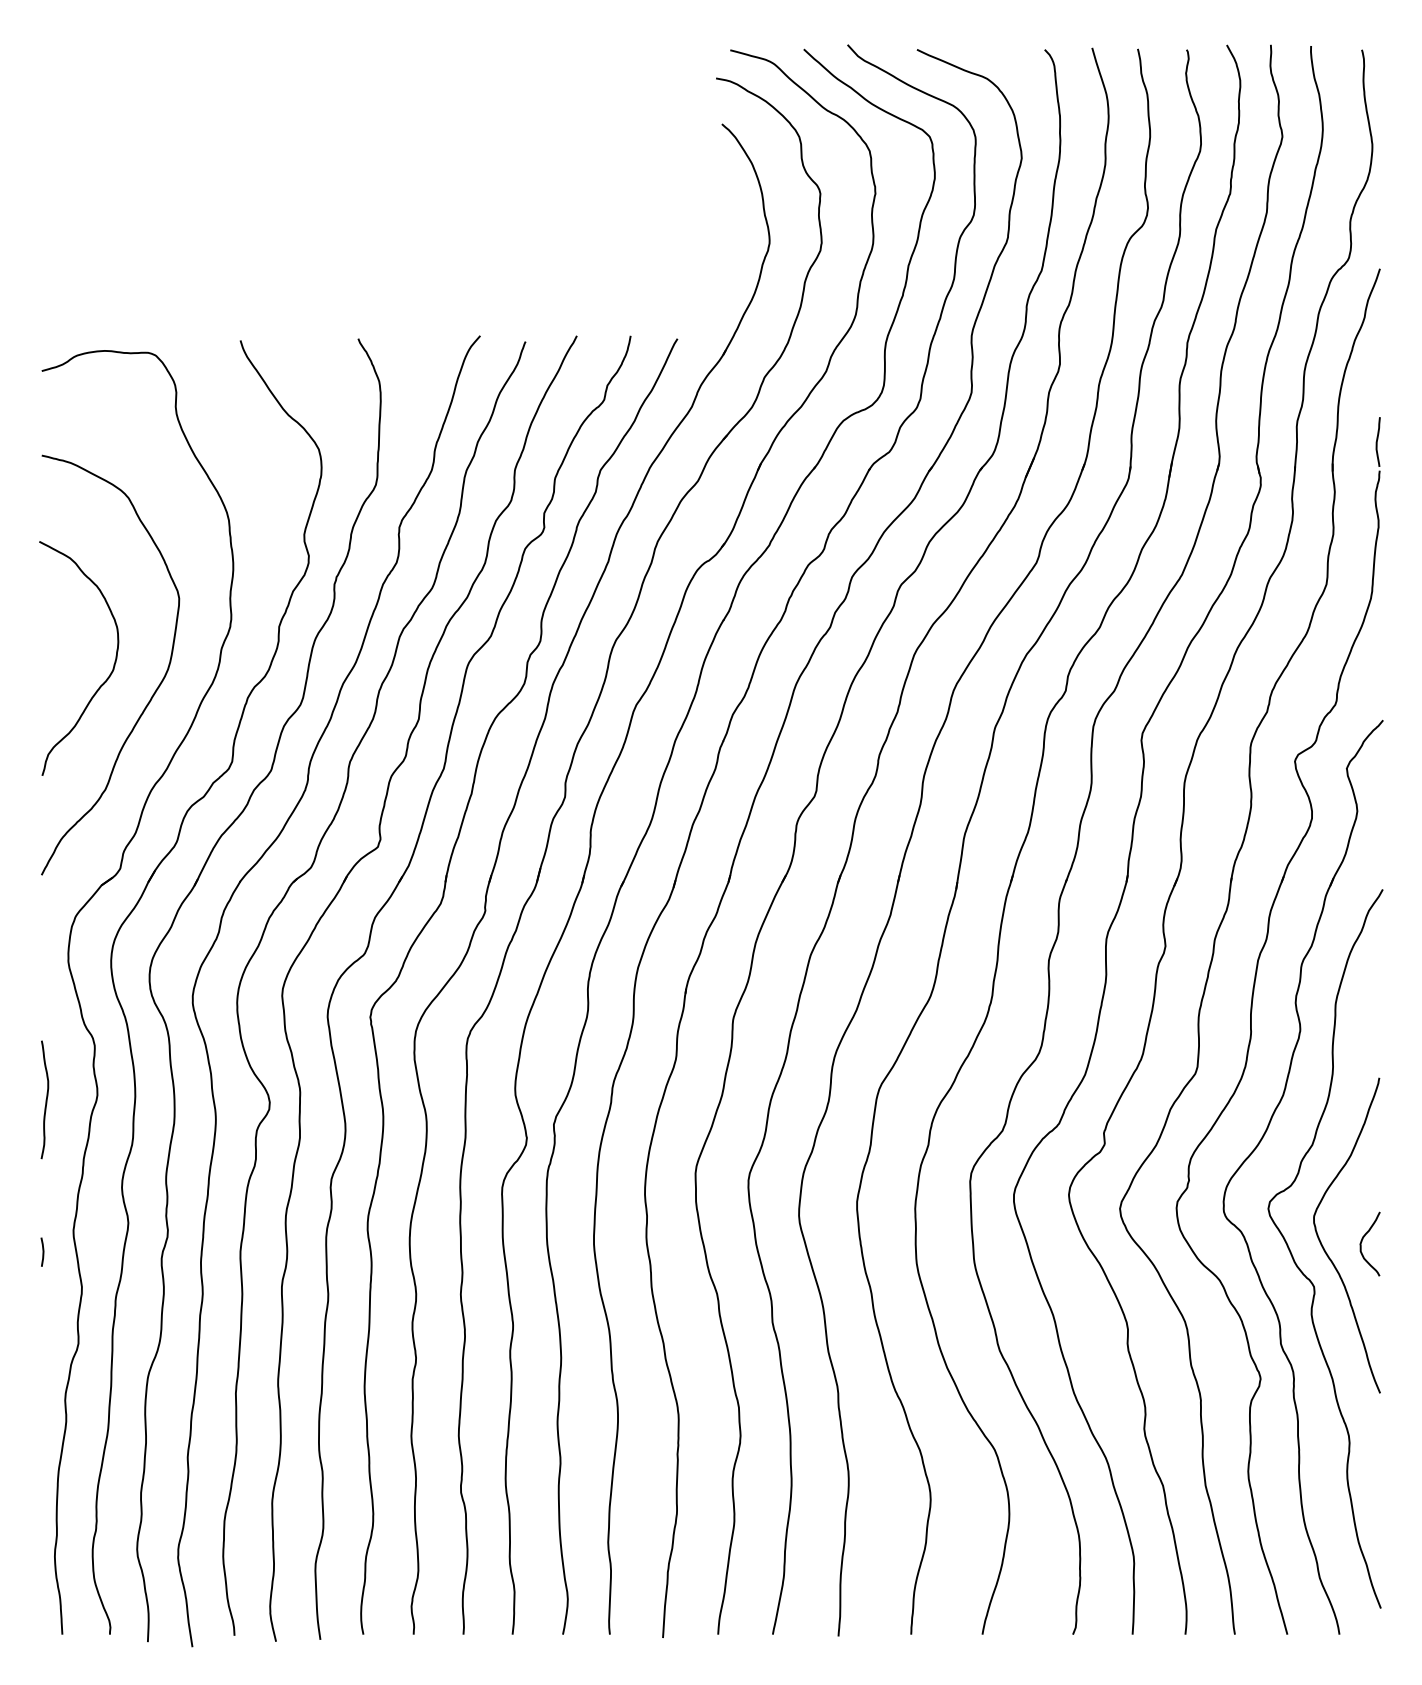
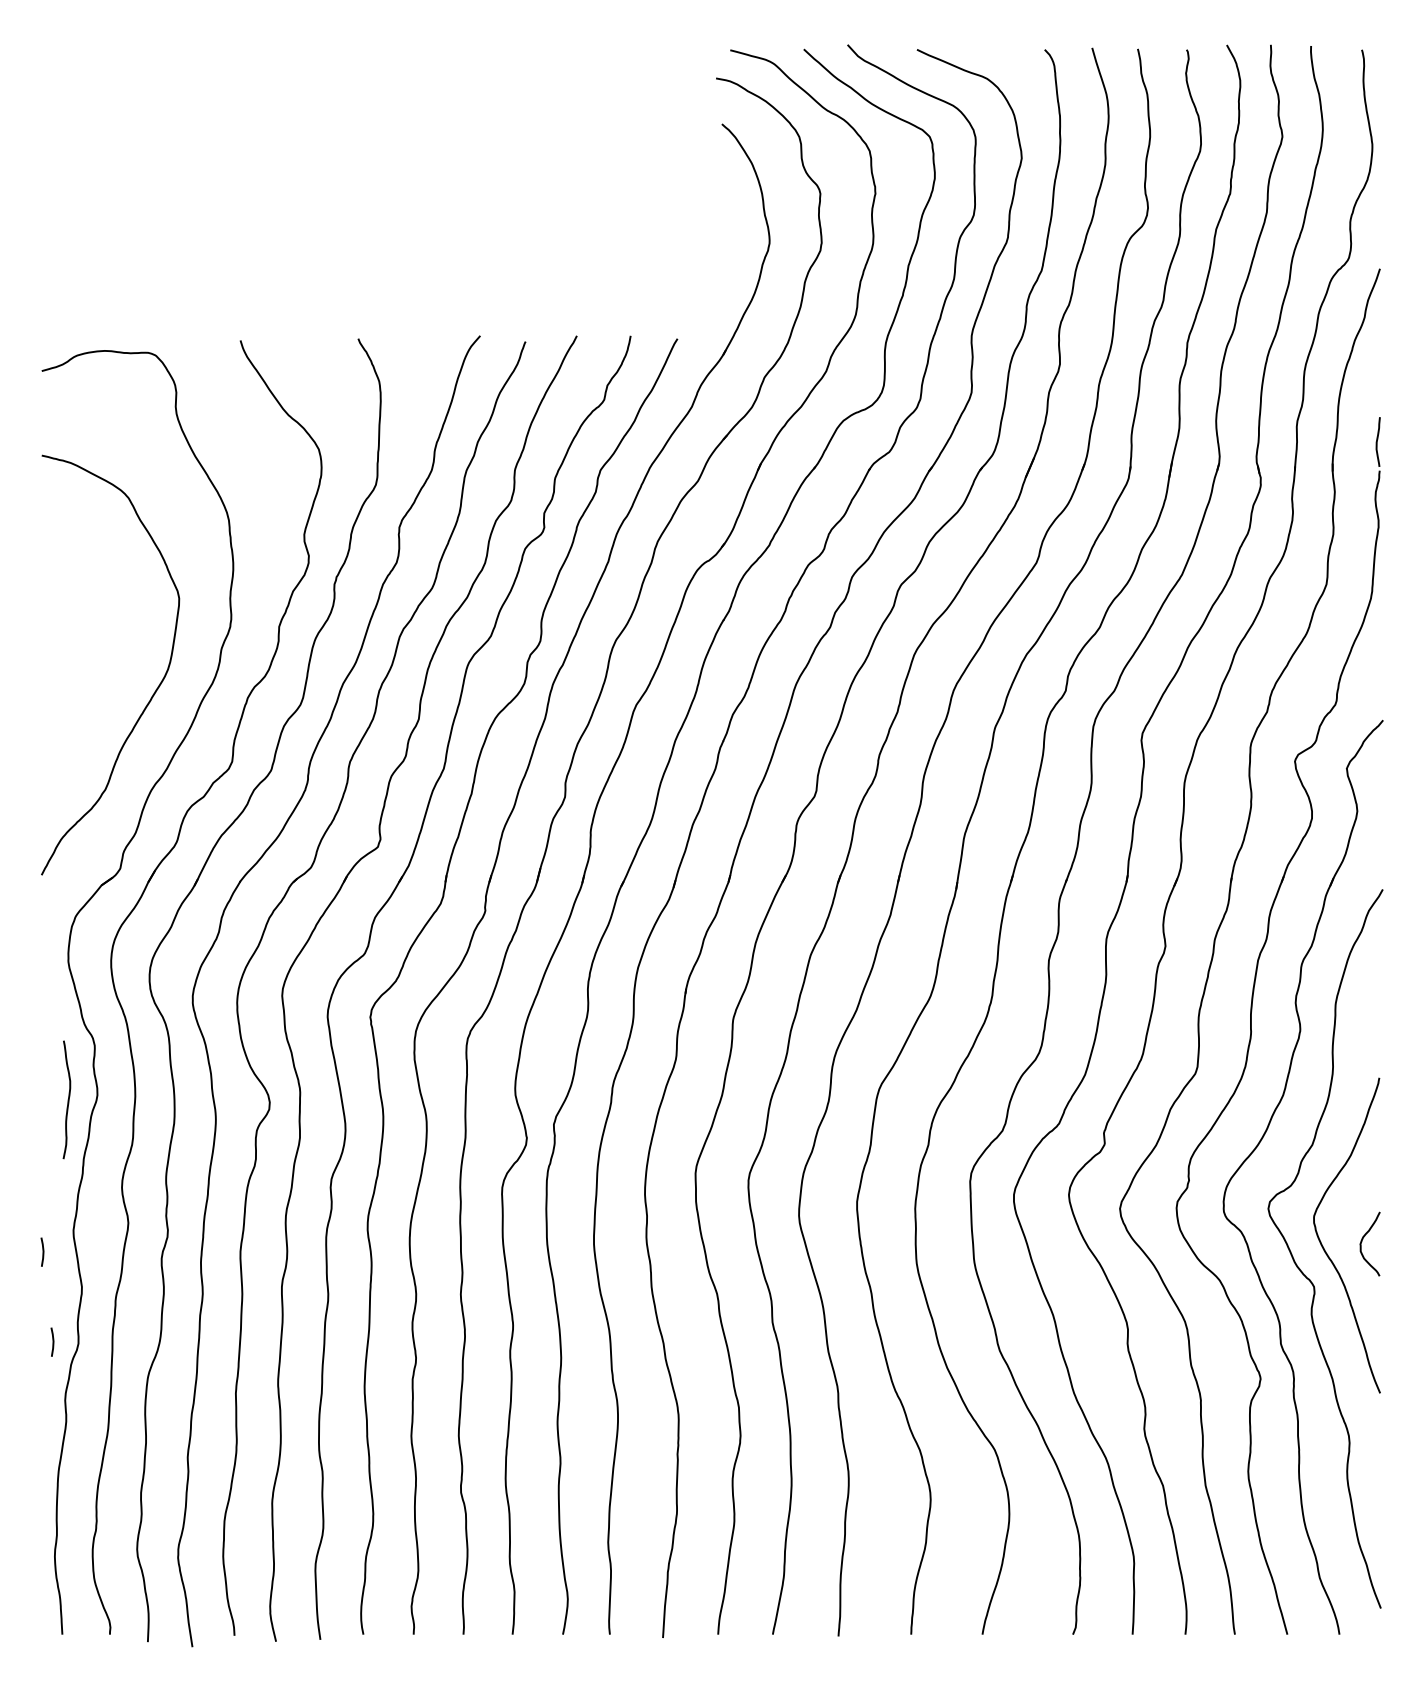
curve: present -> none (106, 678)
curve position: (45, 1099) -> (67, 1099) (67, 1099)
line: none -> present (52, 1341)
